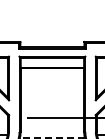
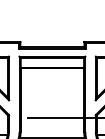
line: dashed -> solid (51, 137)
